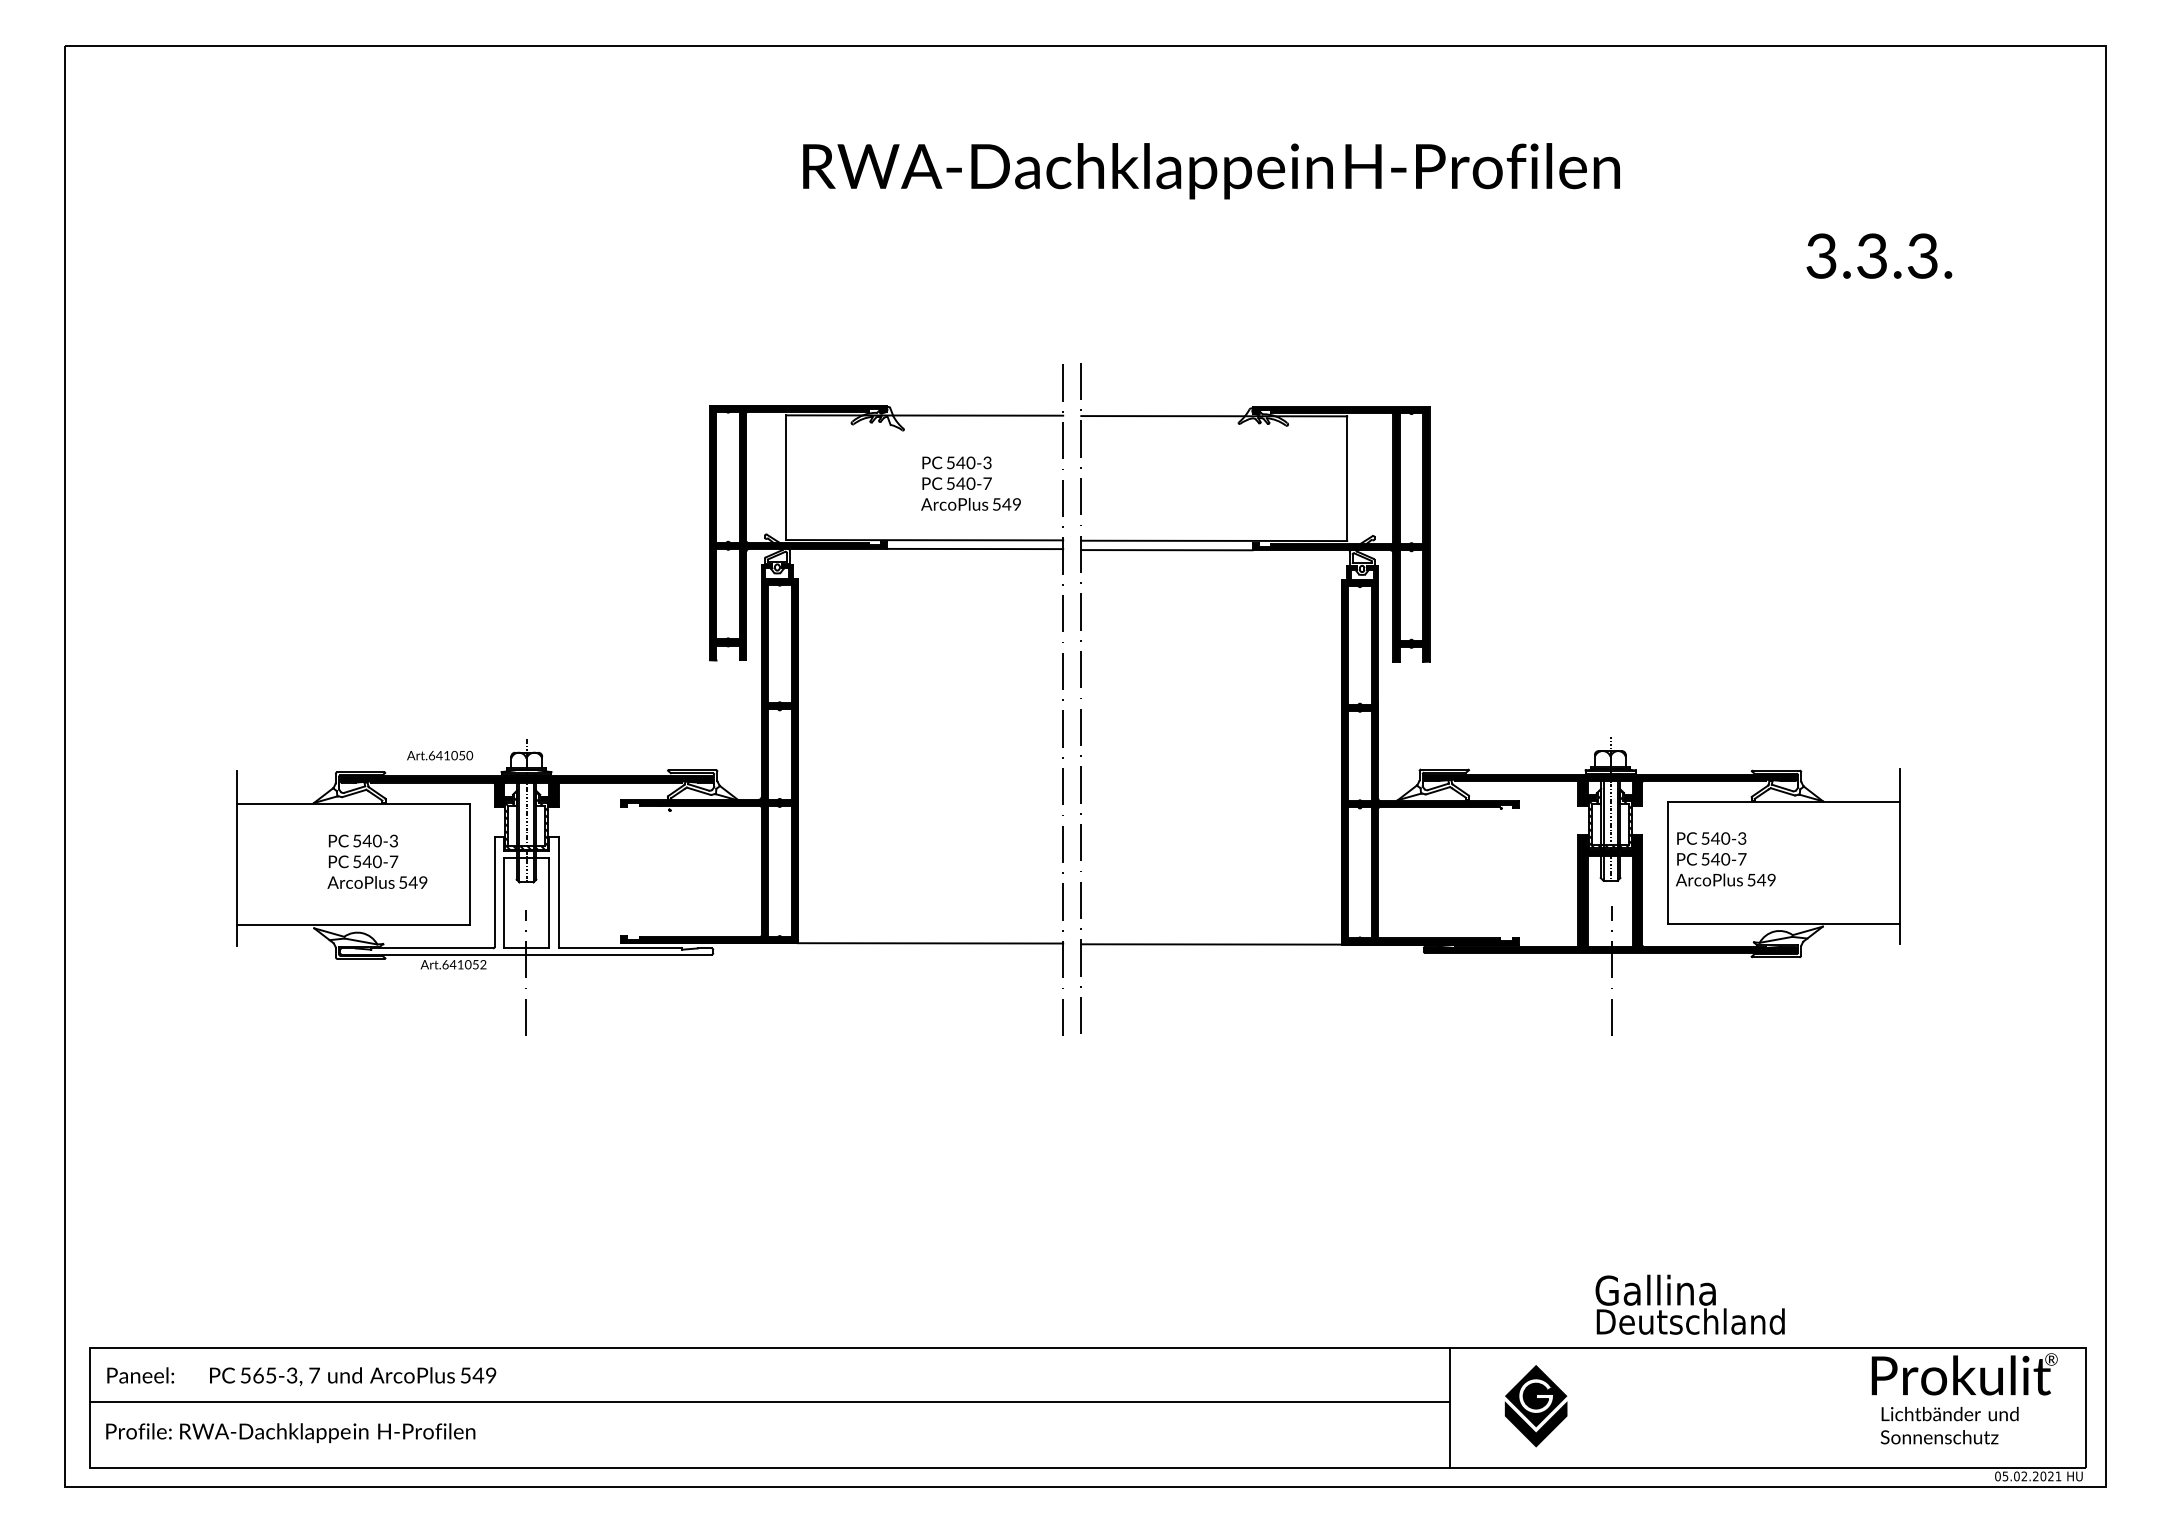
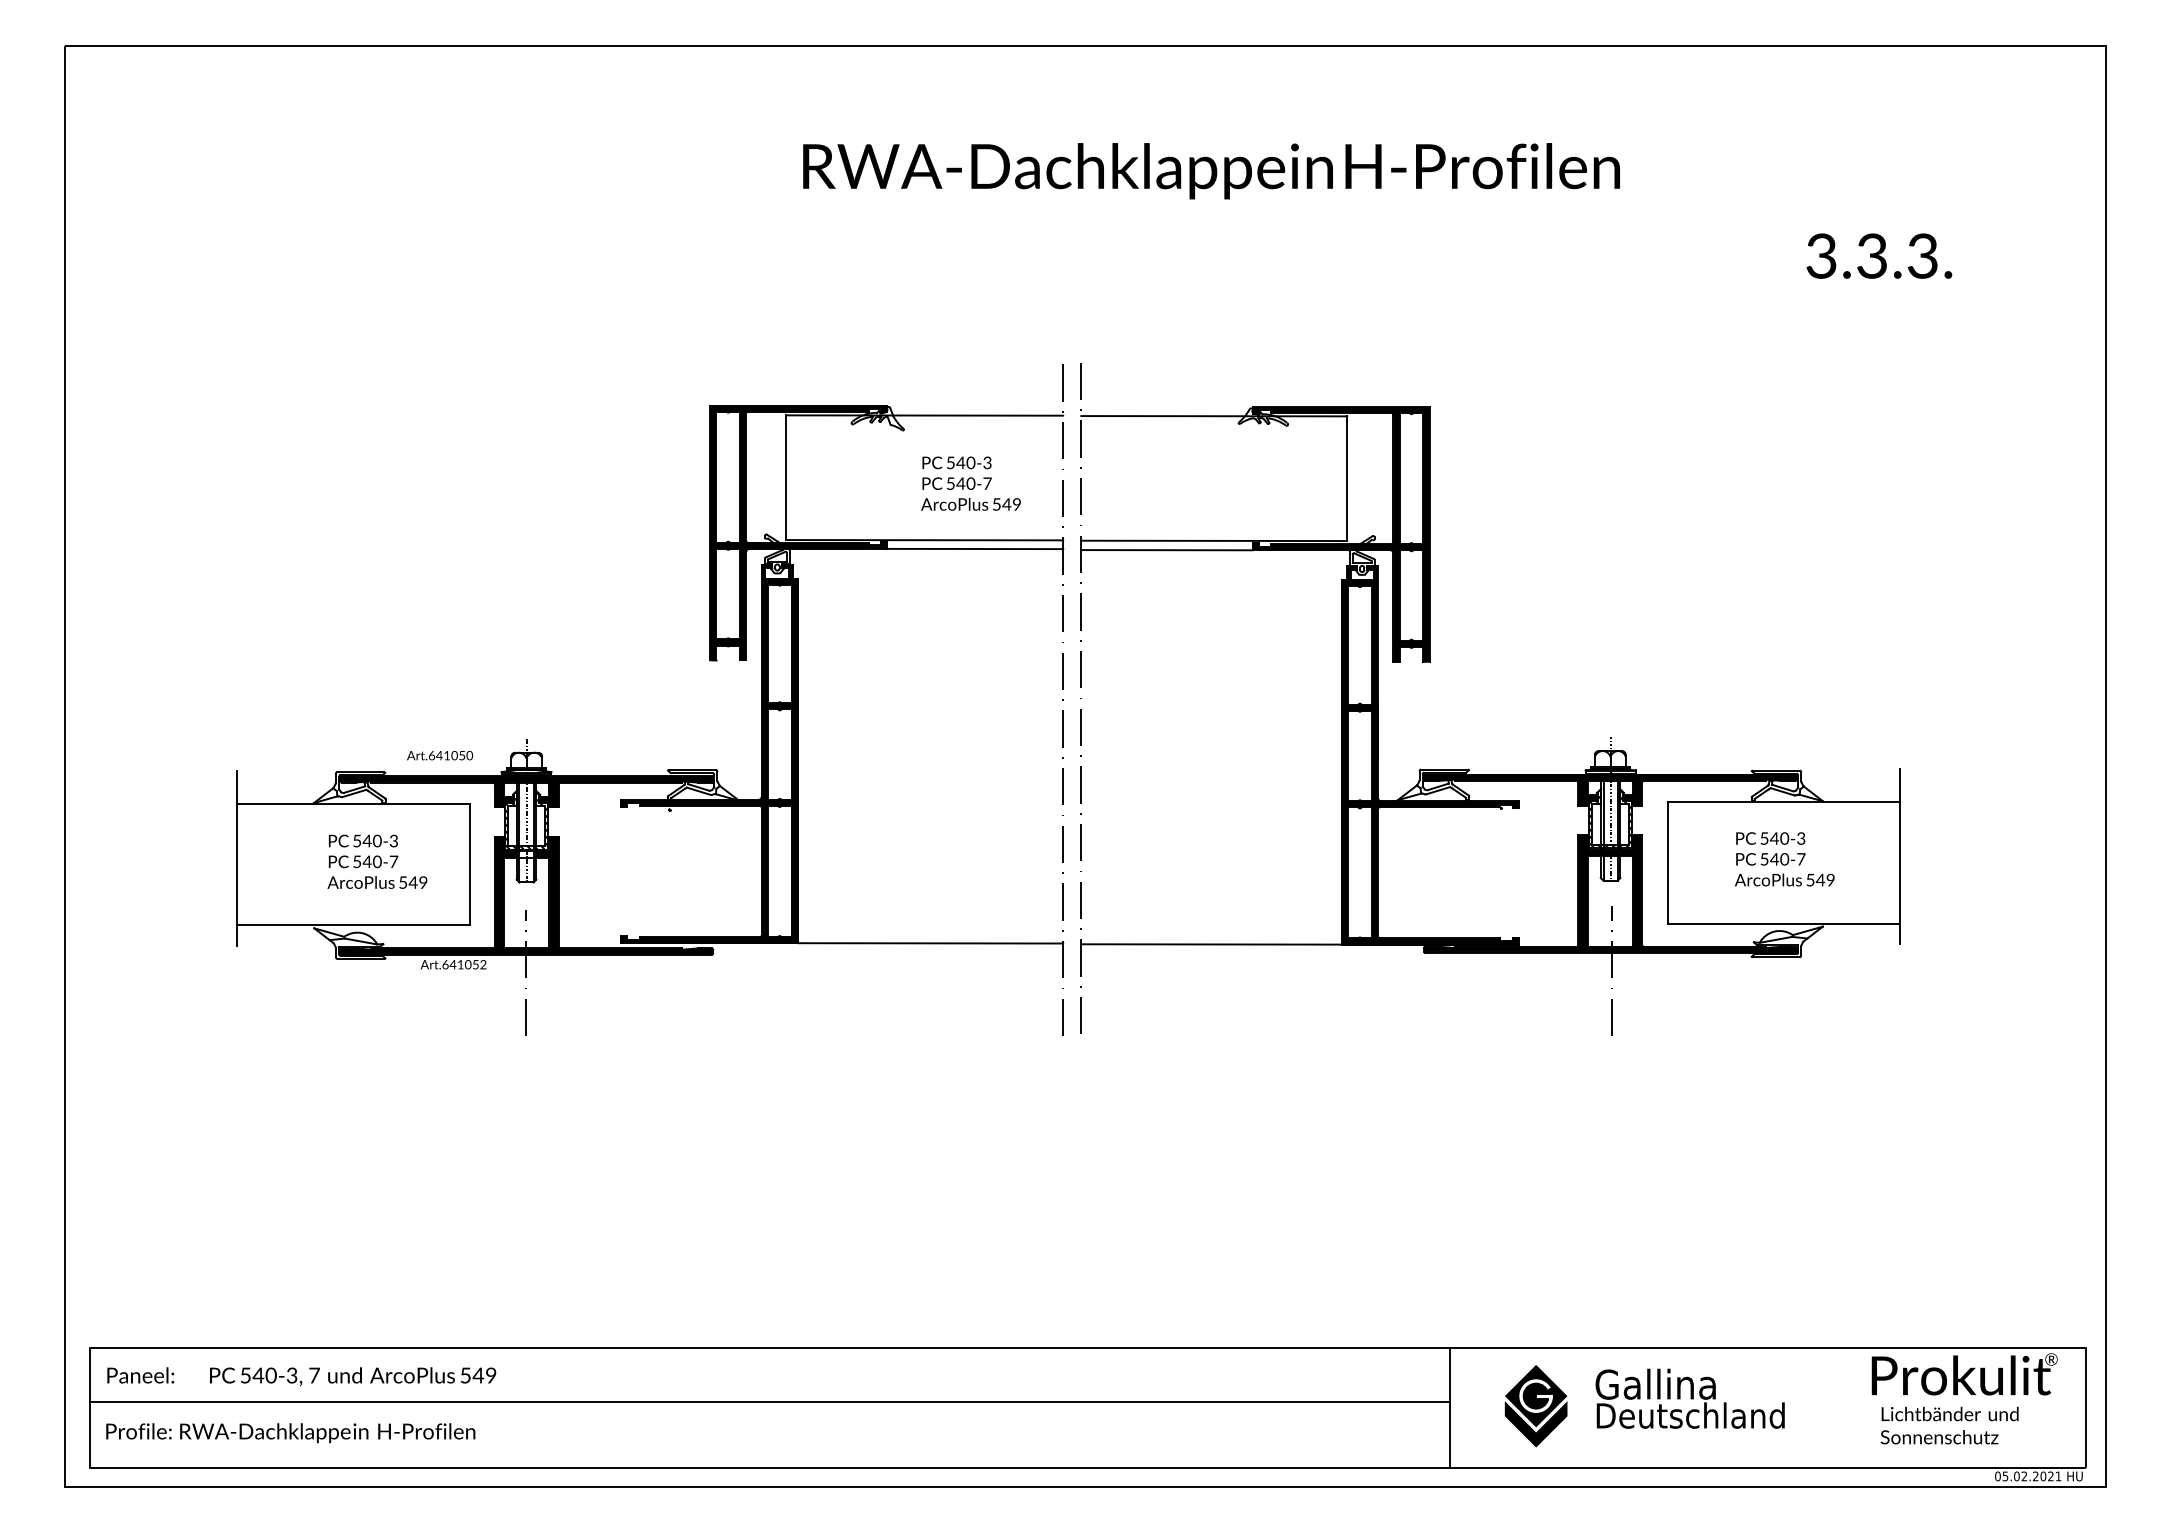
text position: (1725, 859) -> (1784, 859) (1784, 859)
fill: none -> present (526, 895)
text position: (1689, 1304) -> (1689, 1398) (1689, 1398)
text: 565-3, -> 540-3, (264, 1375)
